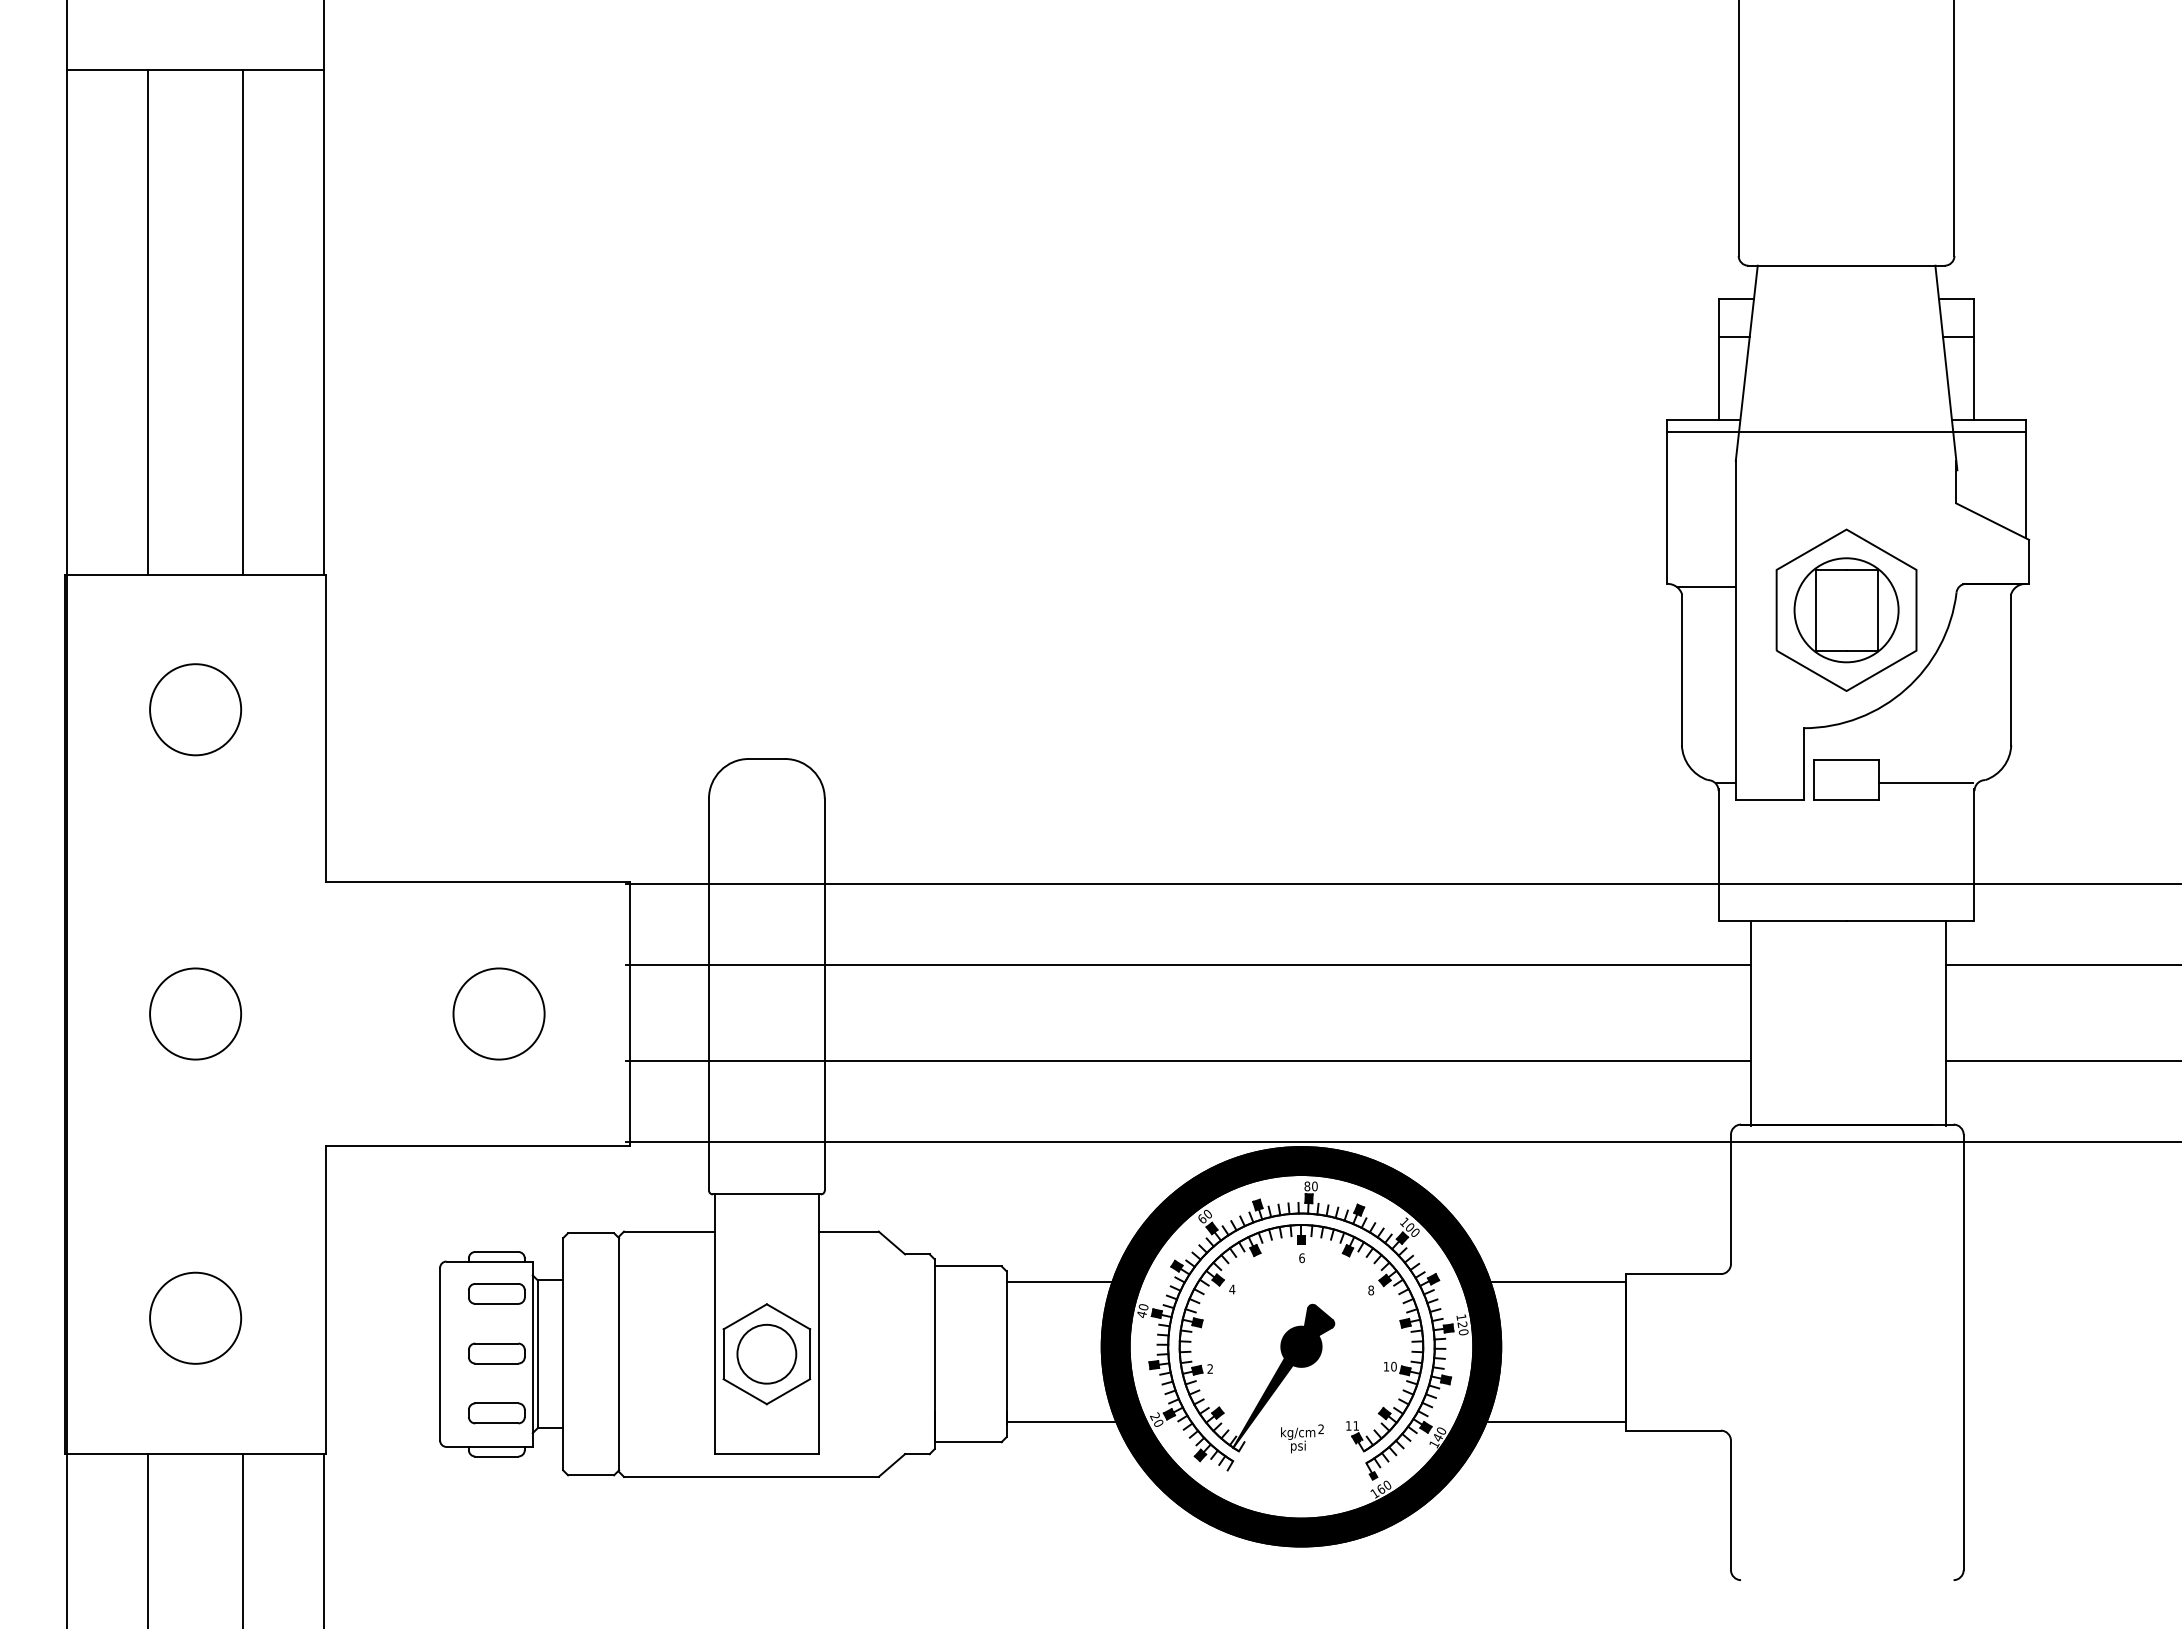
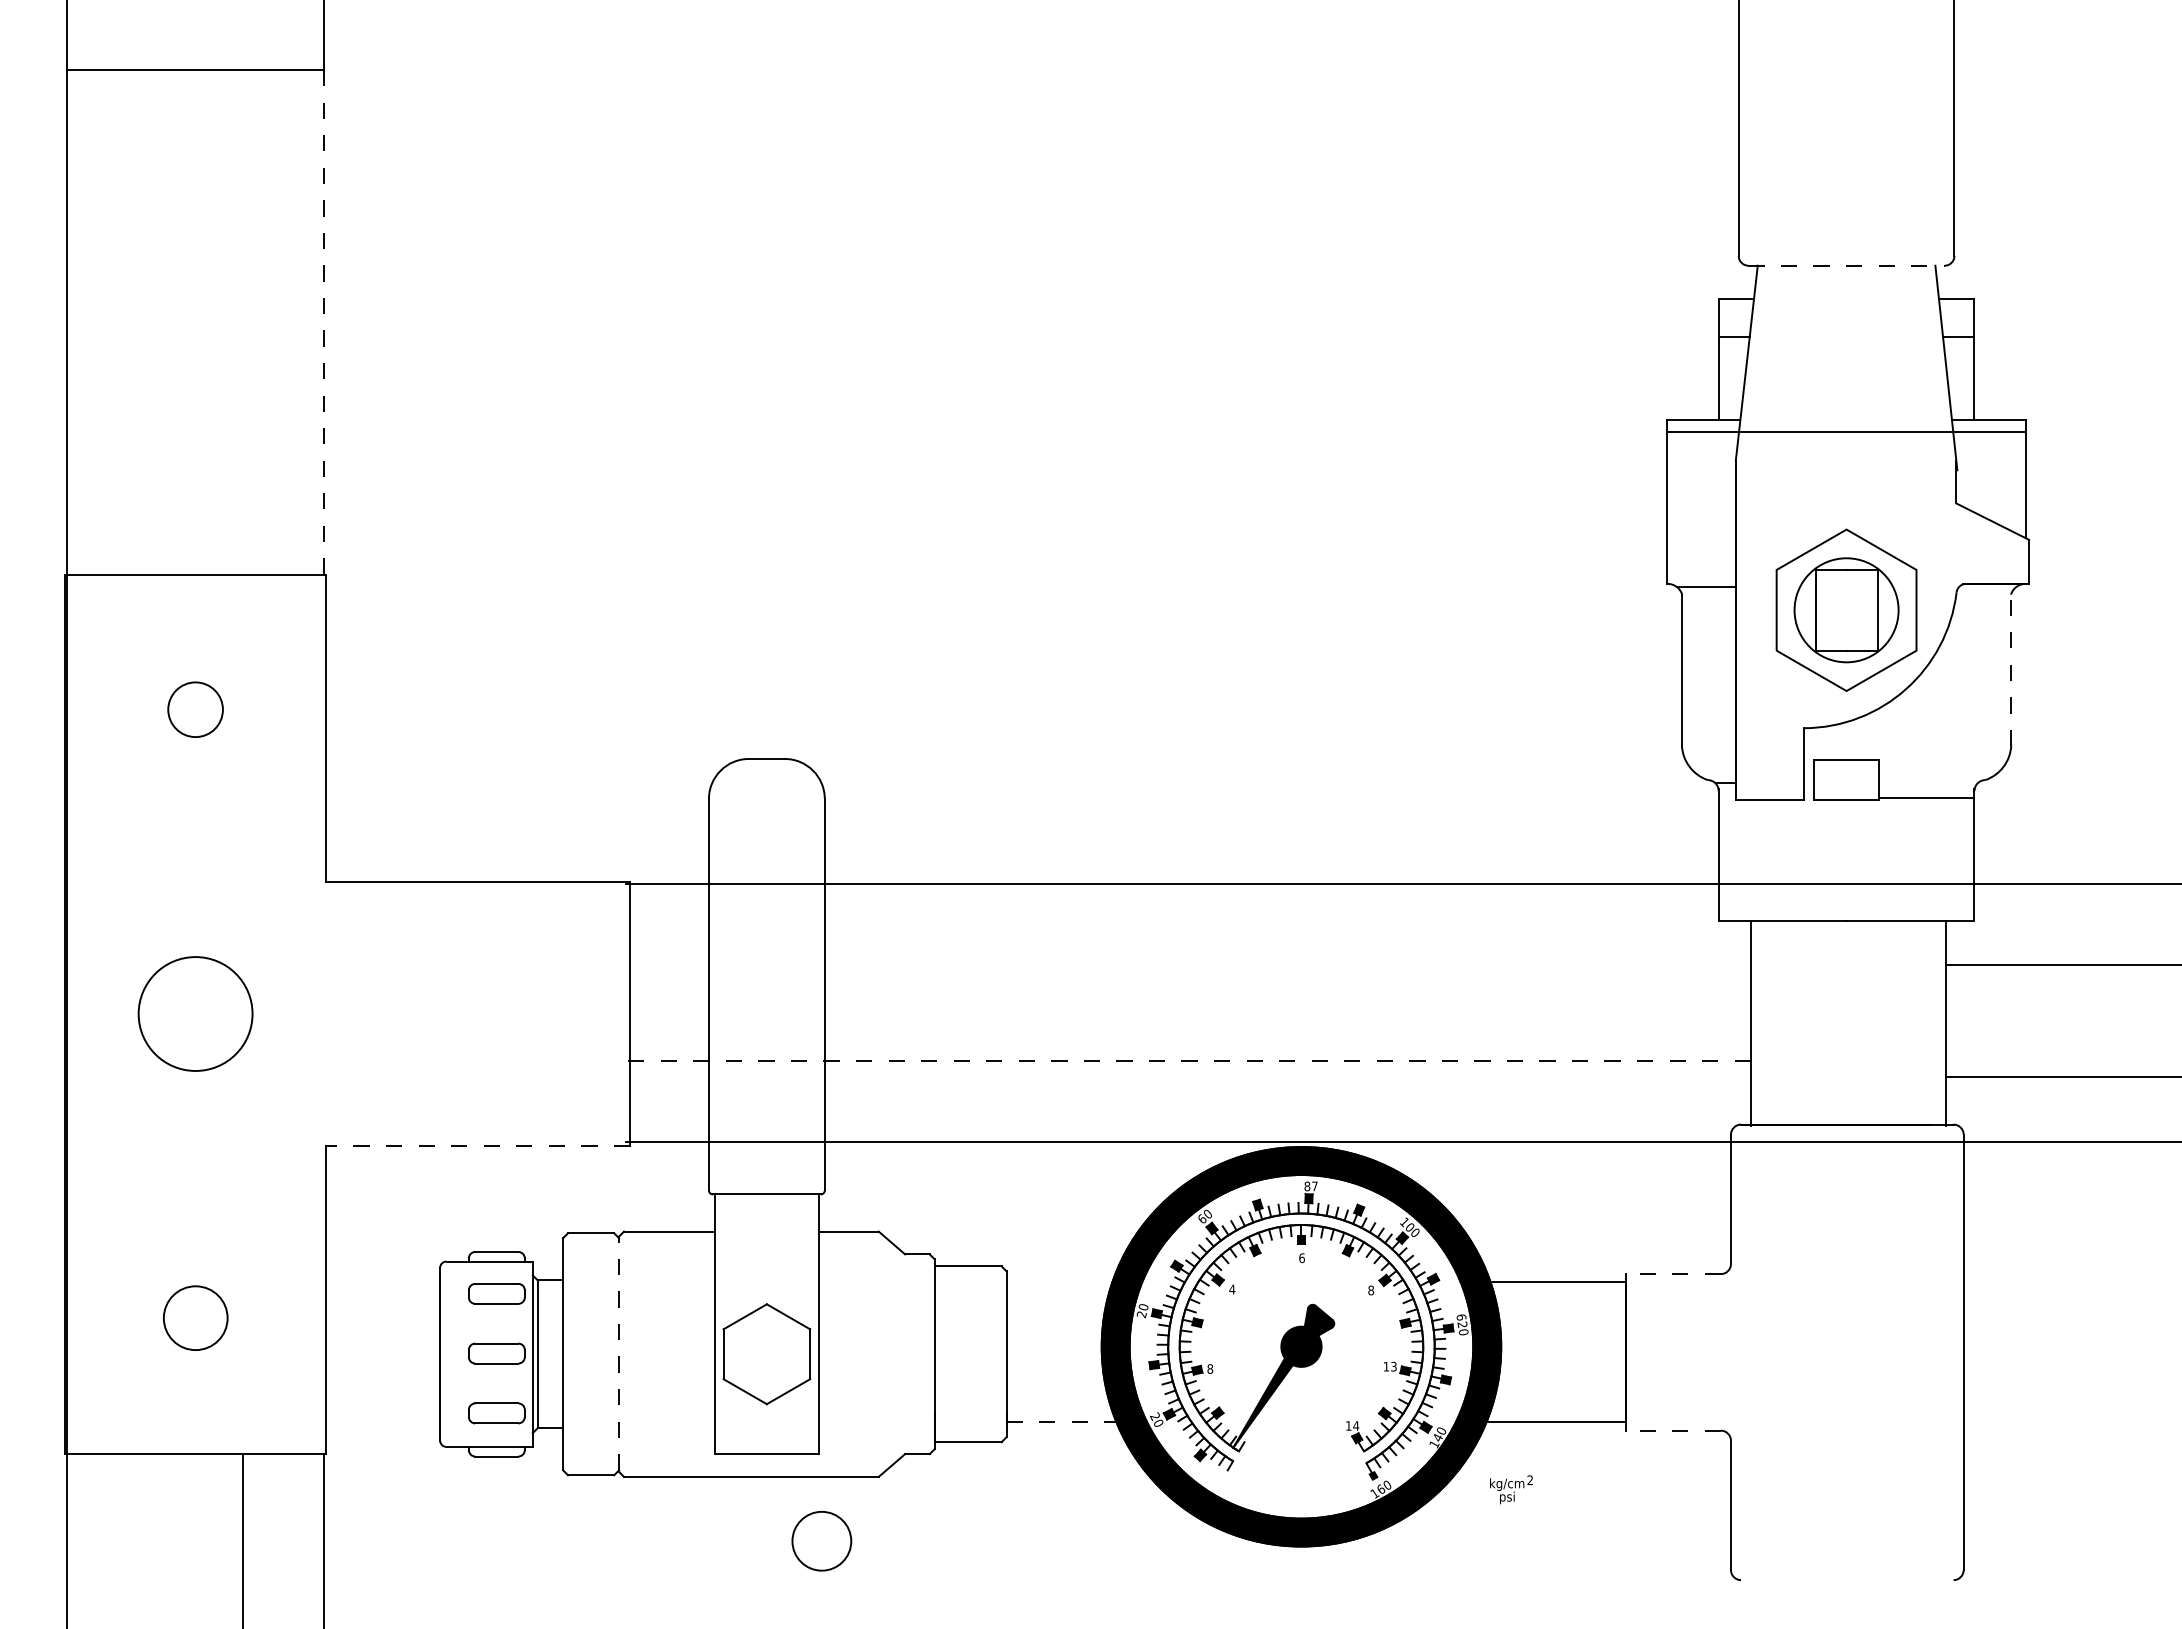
line: solid -> dashed (1847, 265)
line: present -> none (147, 322)
line: present -> none (243, 322)
line: solid -> dashed (324, 323)
line: solid -> dashed (2010, 670)
circle diameter: 91 px -> 55 px (195, 709)
line position: (1925, 783) -> (1925, 798) (1925, 798)
line: present -> none (1187, 965)
circle diameter: 91 px -> 114 px (195, 1013)
circle: present -> none (498, 1013)
line: solid -> dashed (1188, 1060)
line position: (2061, 1060) -> (2061, 1076) (2061, 1076)
line: solid -> dashed (477, 1146)
text: 80 -> 87 (1314, 1186)
line: solid -> dashed (1673, 1274)
line: present -> none (1059, 1282)
text: 40 -> 20 (1141, 1314)
circle size: 94x94 px -> 66x66 px (195, 1317)
text: 120 -> 620 (1461, 1317)
line: solid -> dashed (619, 1353)
circle position: (766, 1354) -> (821, 1541) (821, 1541)
text: 10 -> 13 (1393, 1366)
text: 2 -> 8 (1210, 1368)
line: solid -> dashed (1061, 1422)
text: 11 -> 14 (1356, 1425)
line: solid -> dashed (1673, 1430)
text position: (1302, 1438) -> (1511, 1489) (1511, 1489)
line: present -> none (147, 1539)
